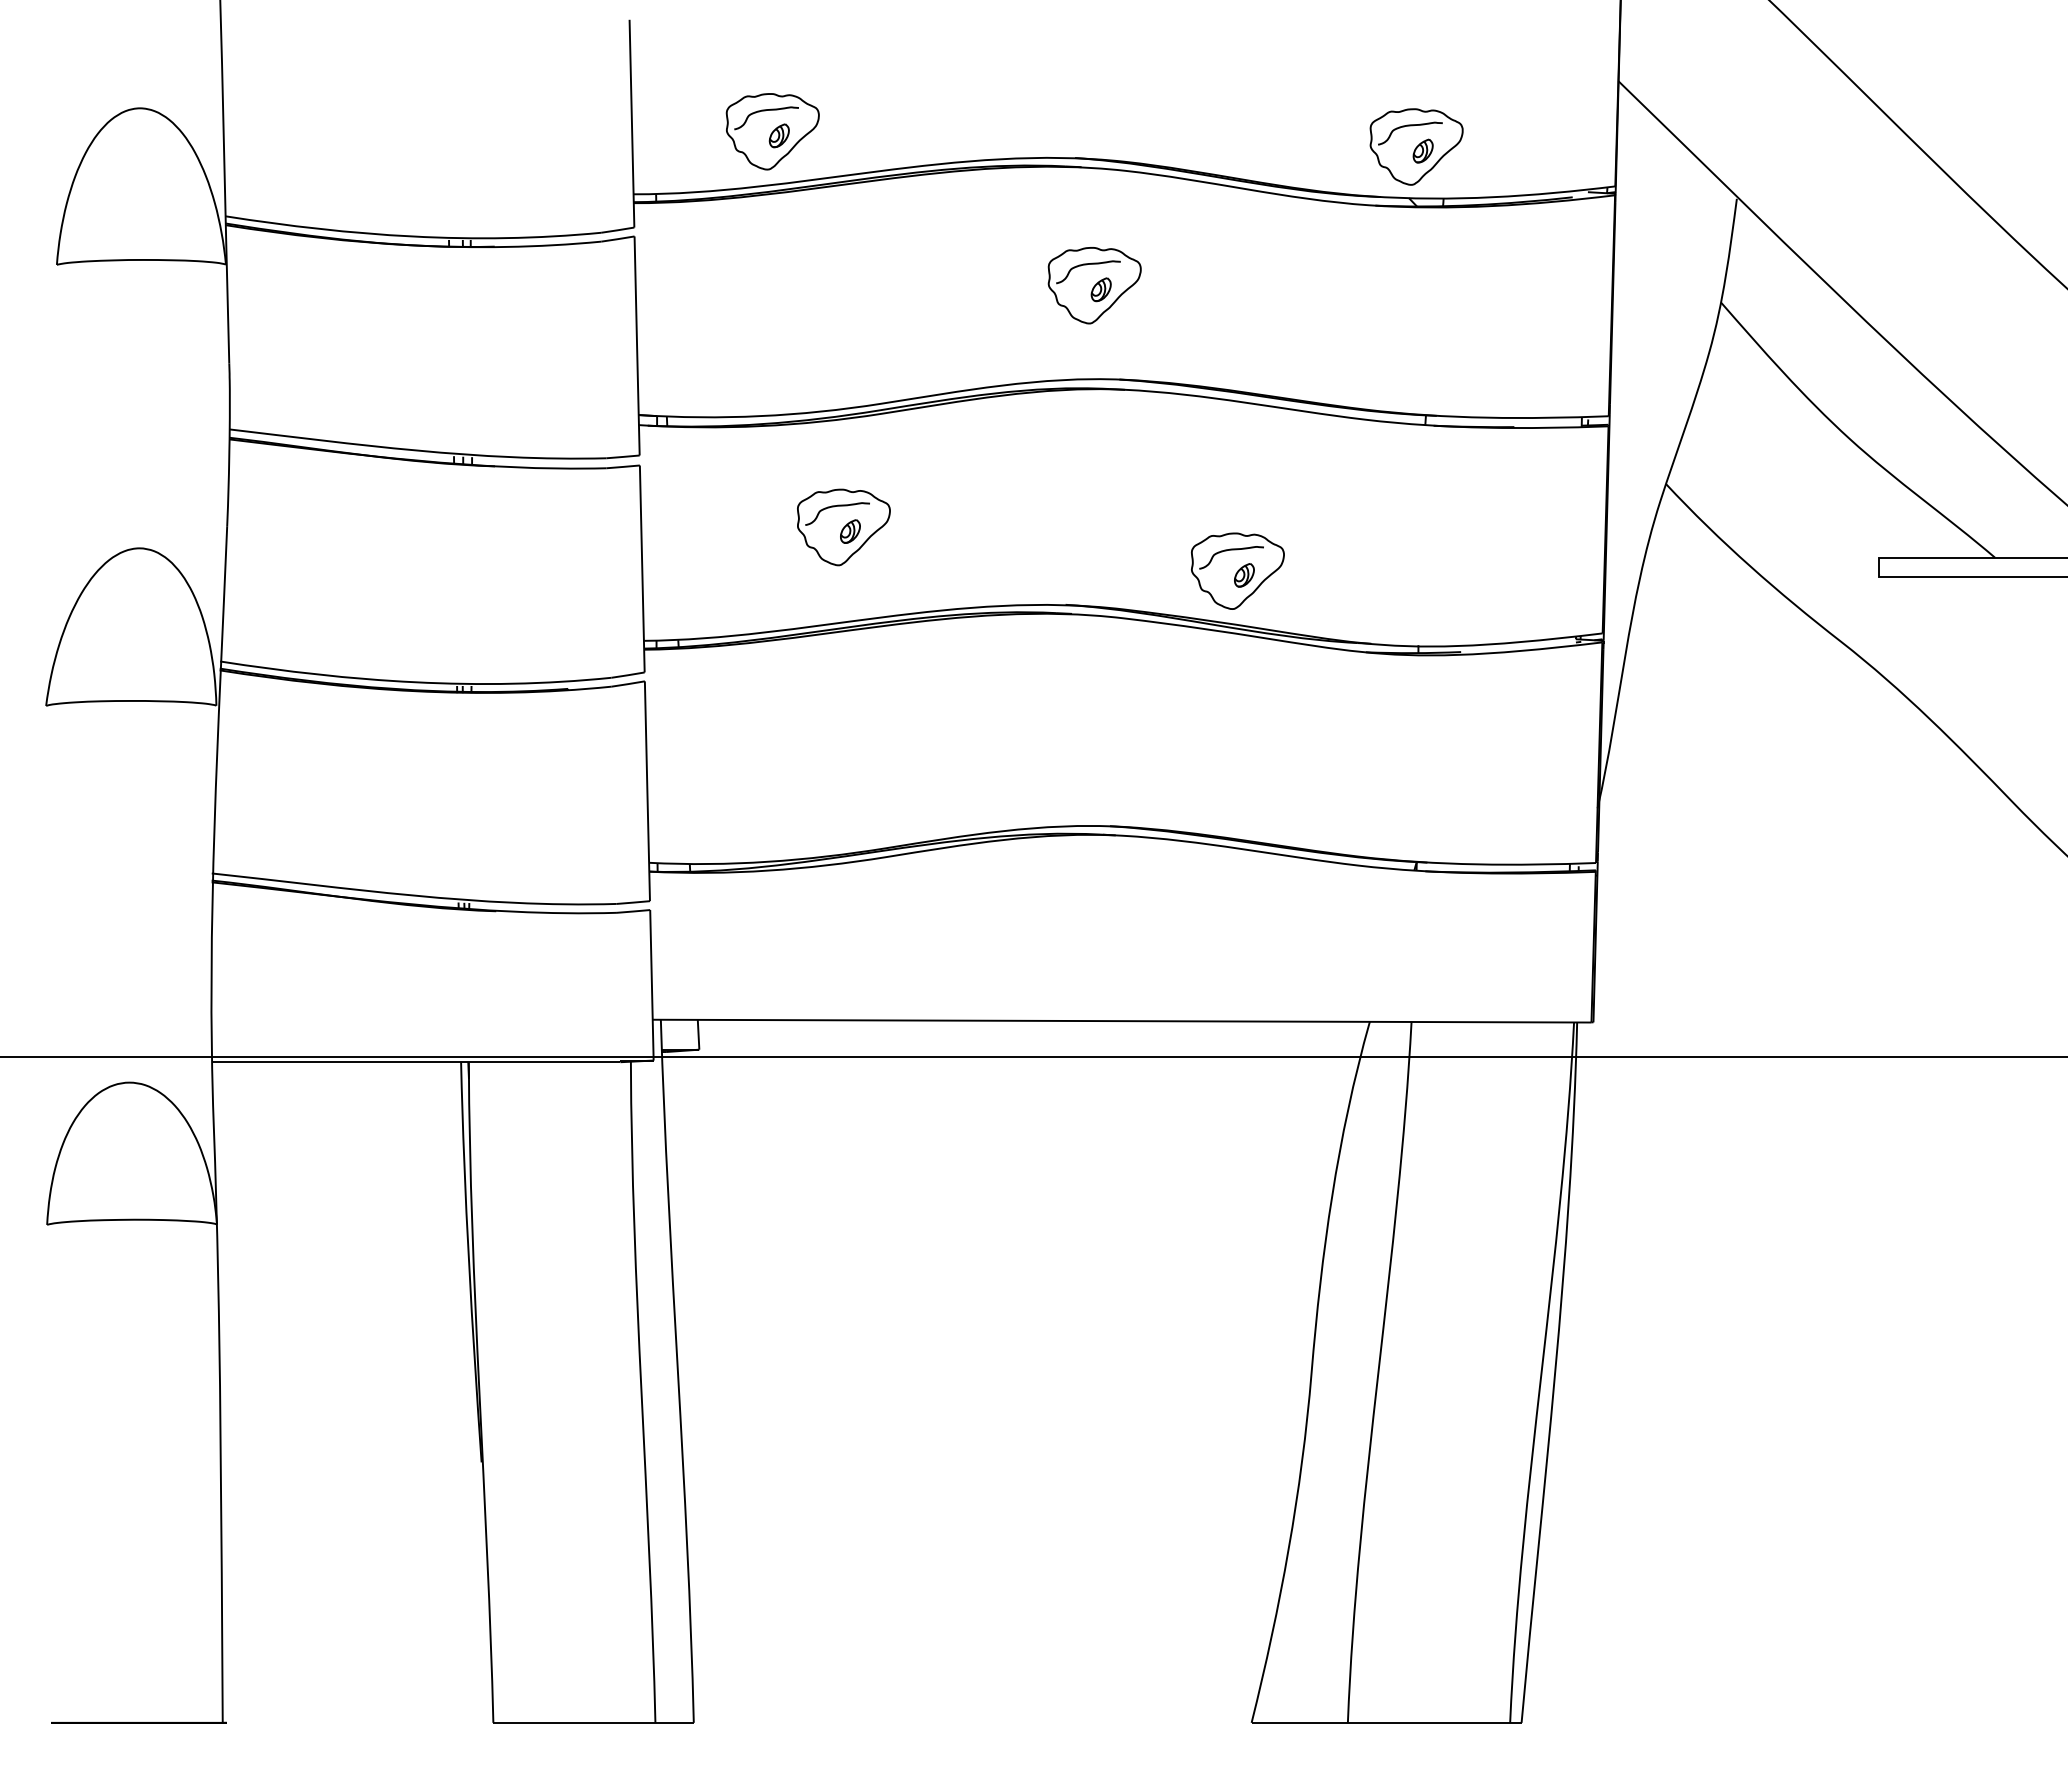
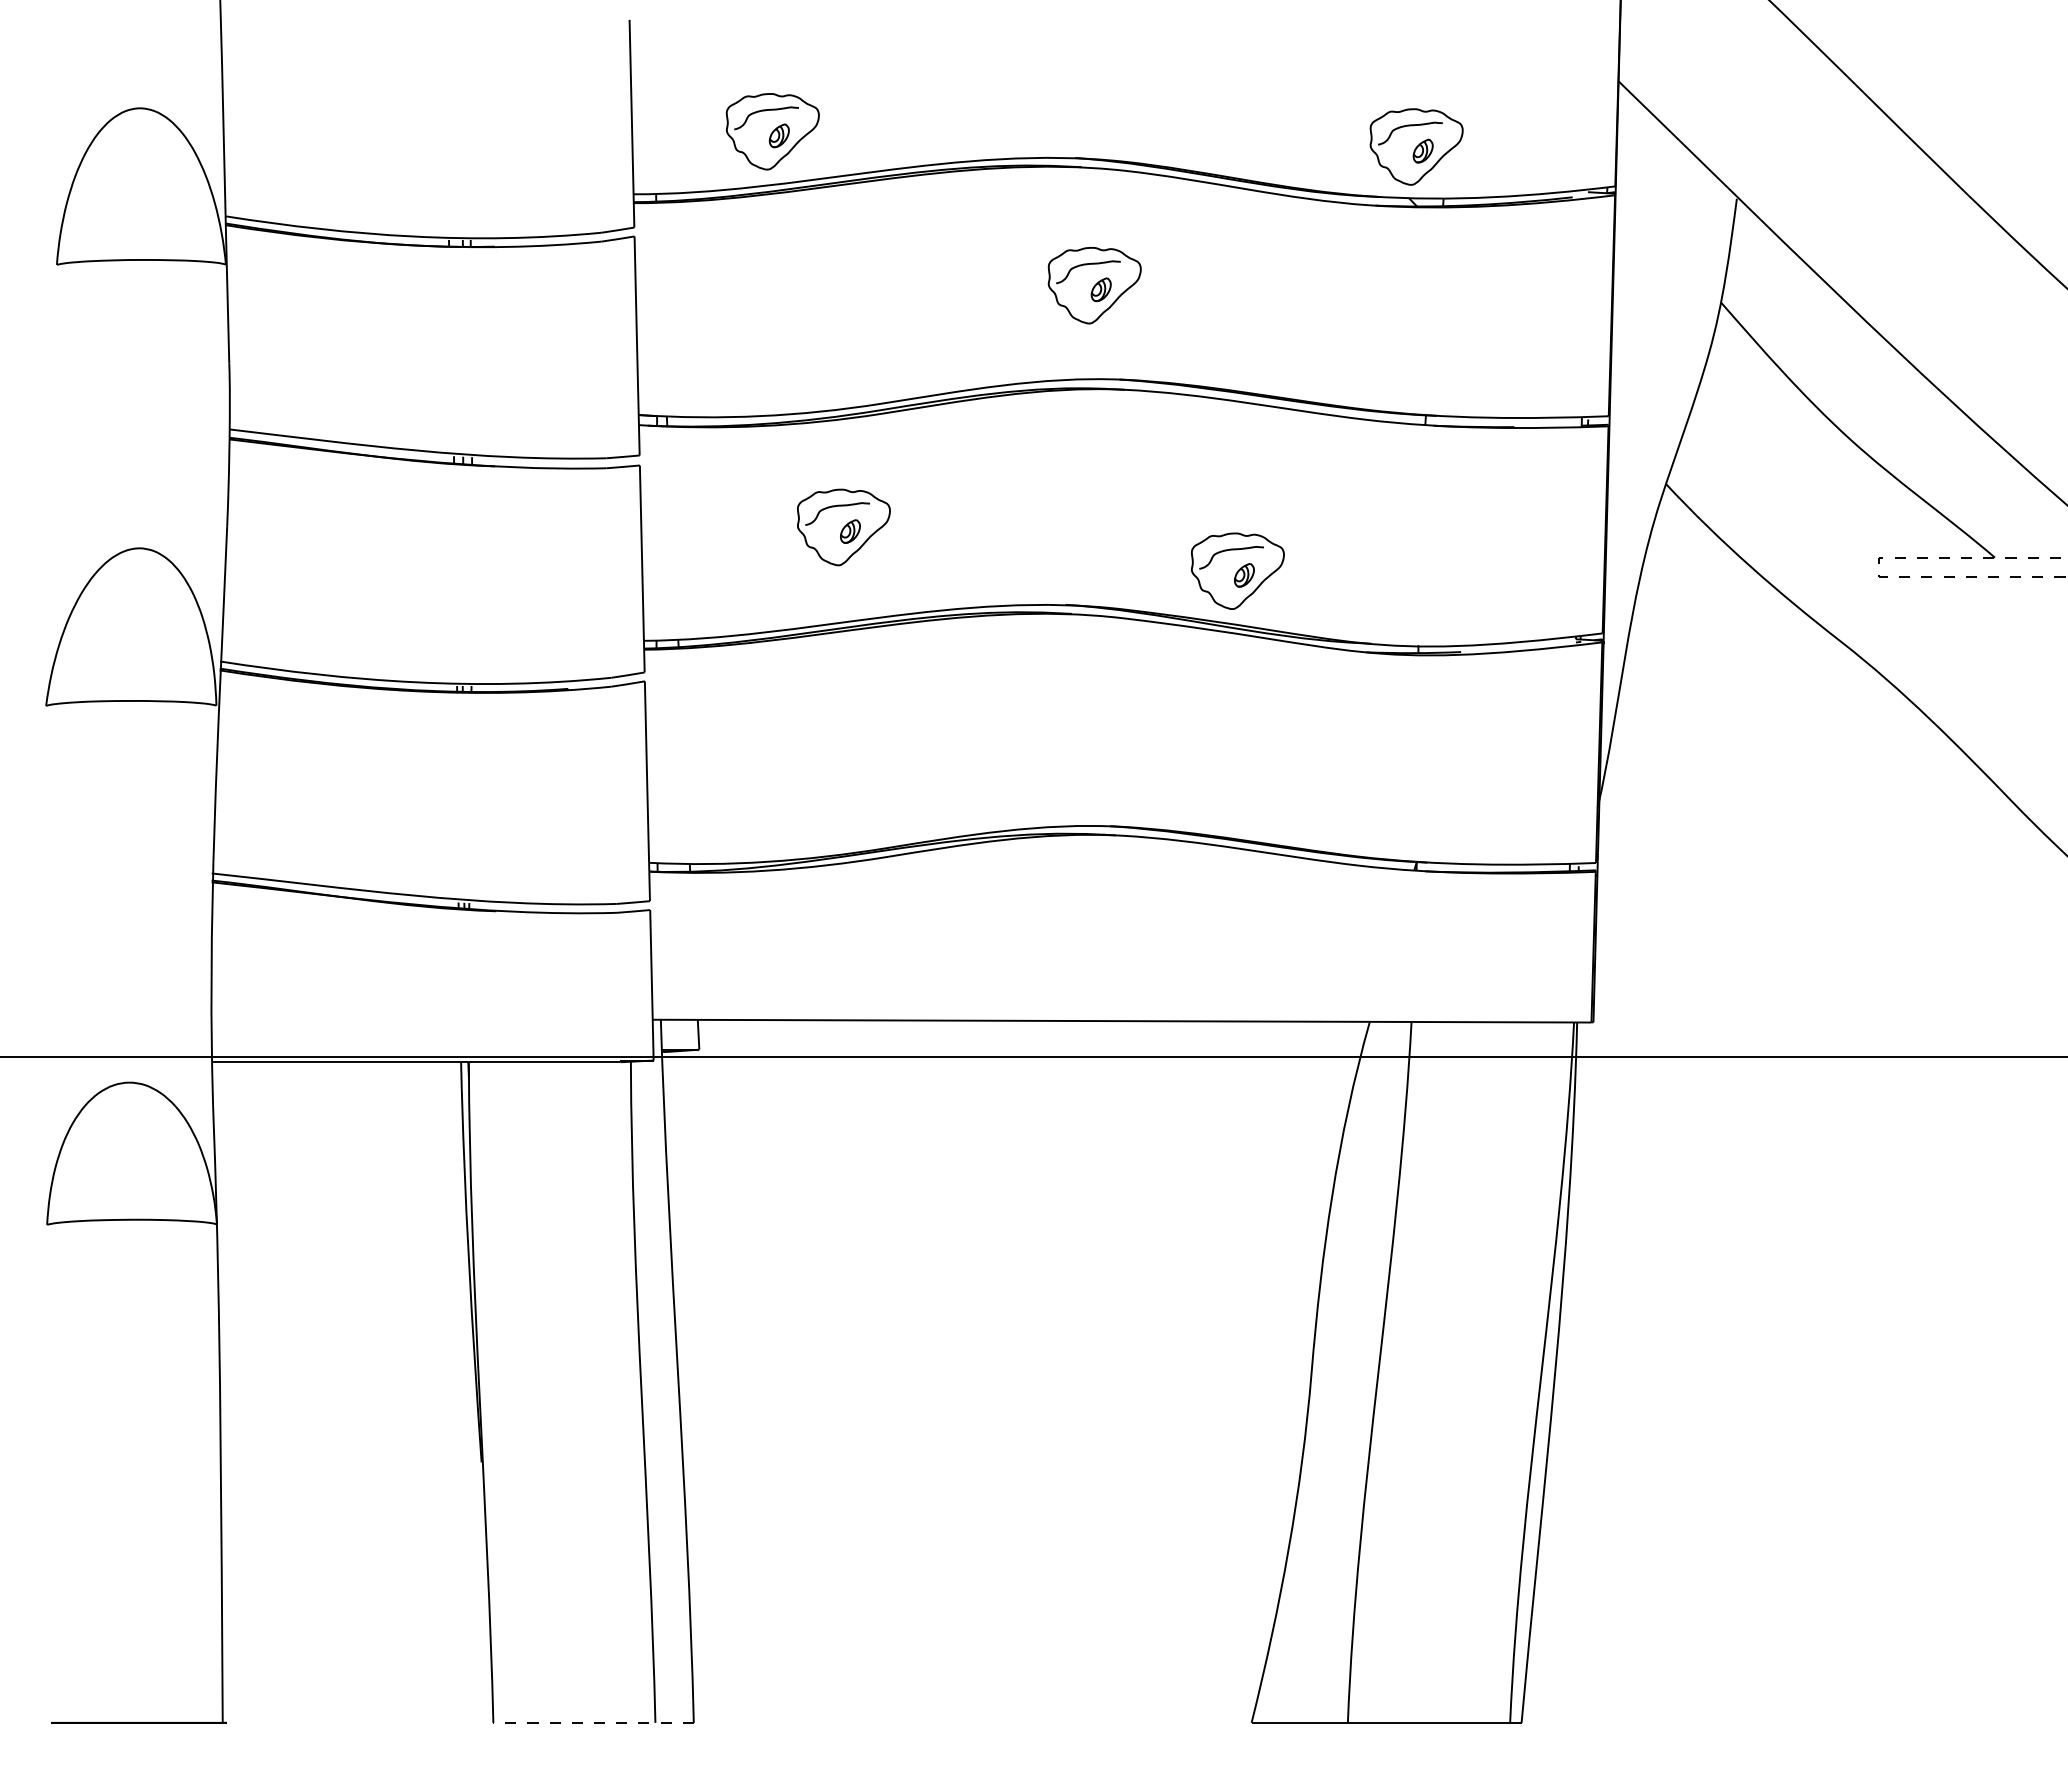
line: solid -> dashed (1878, 567)
line: solid -> dashed (593, 1722)
